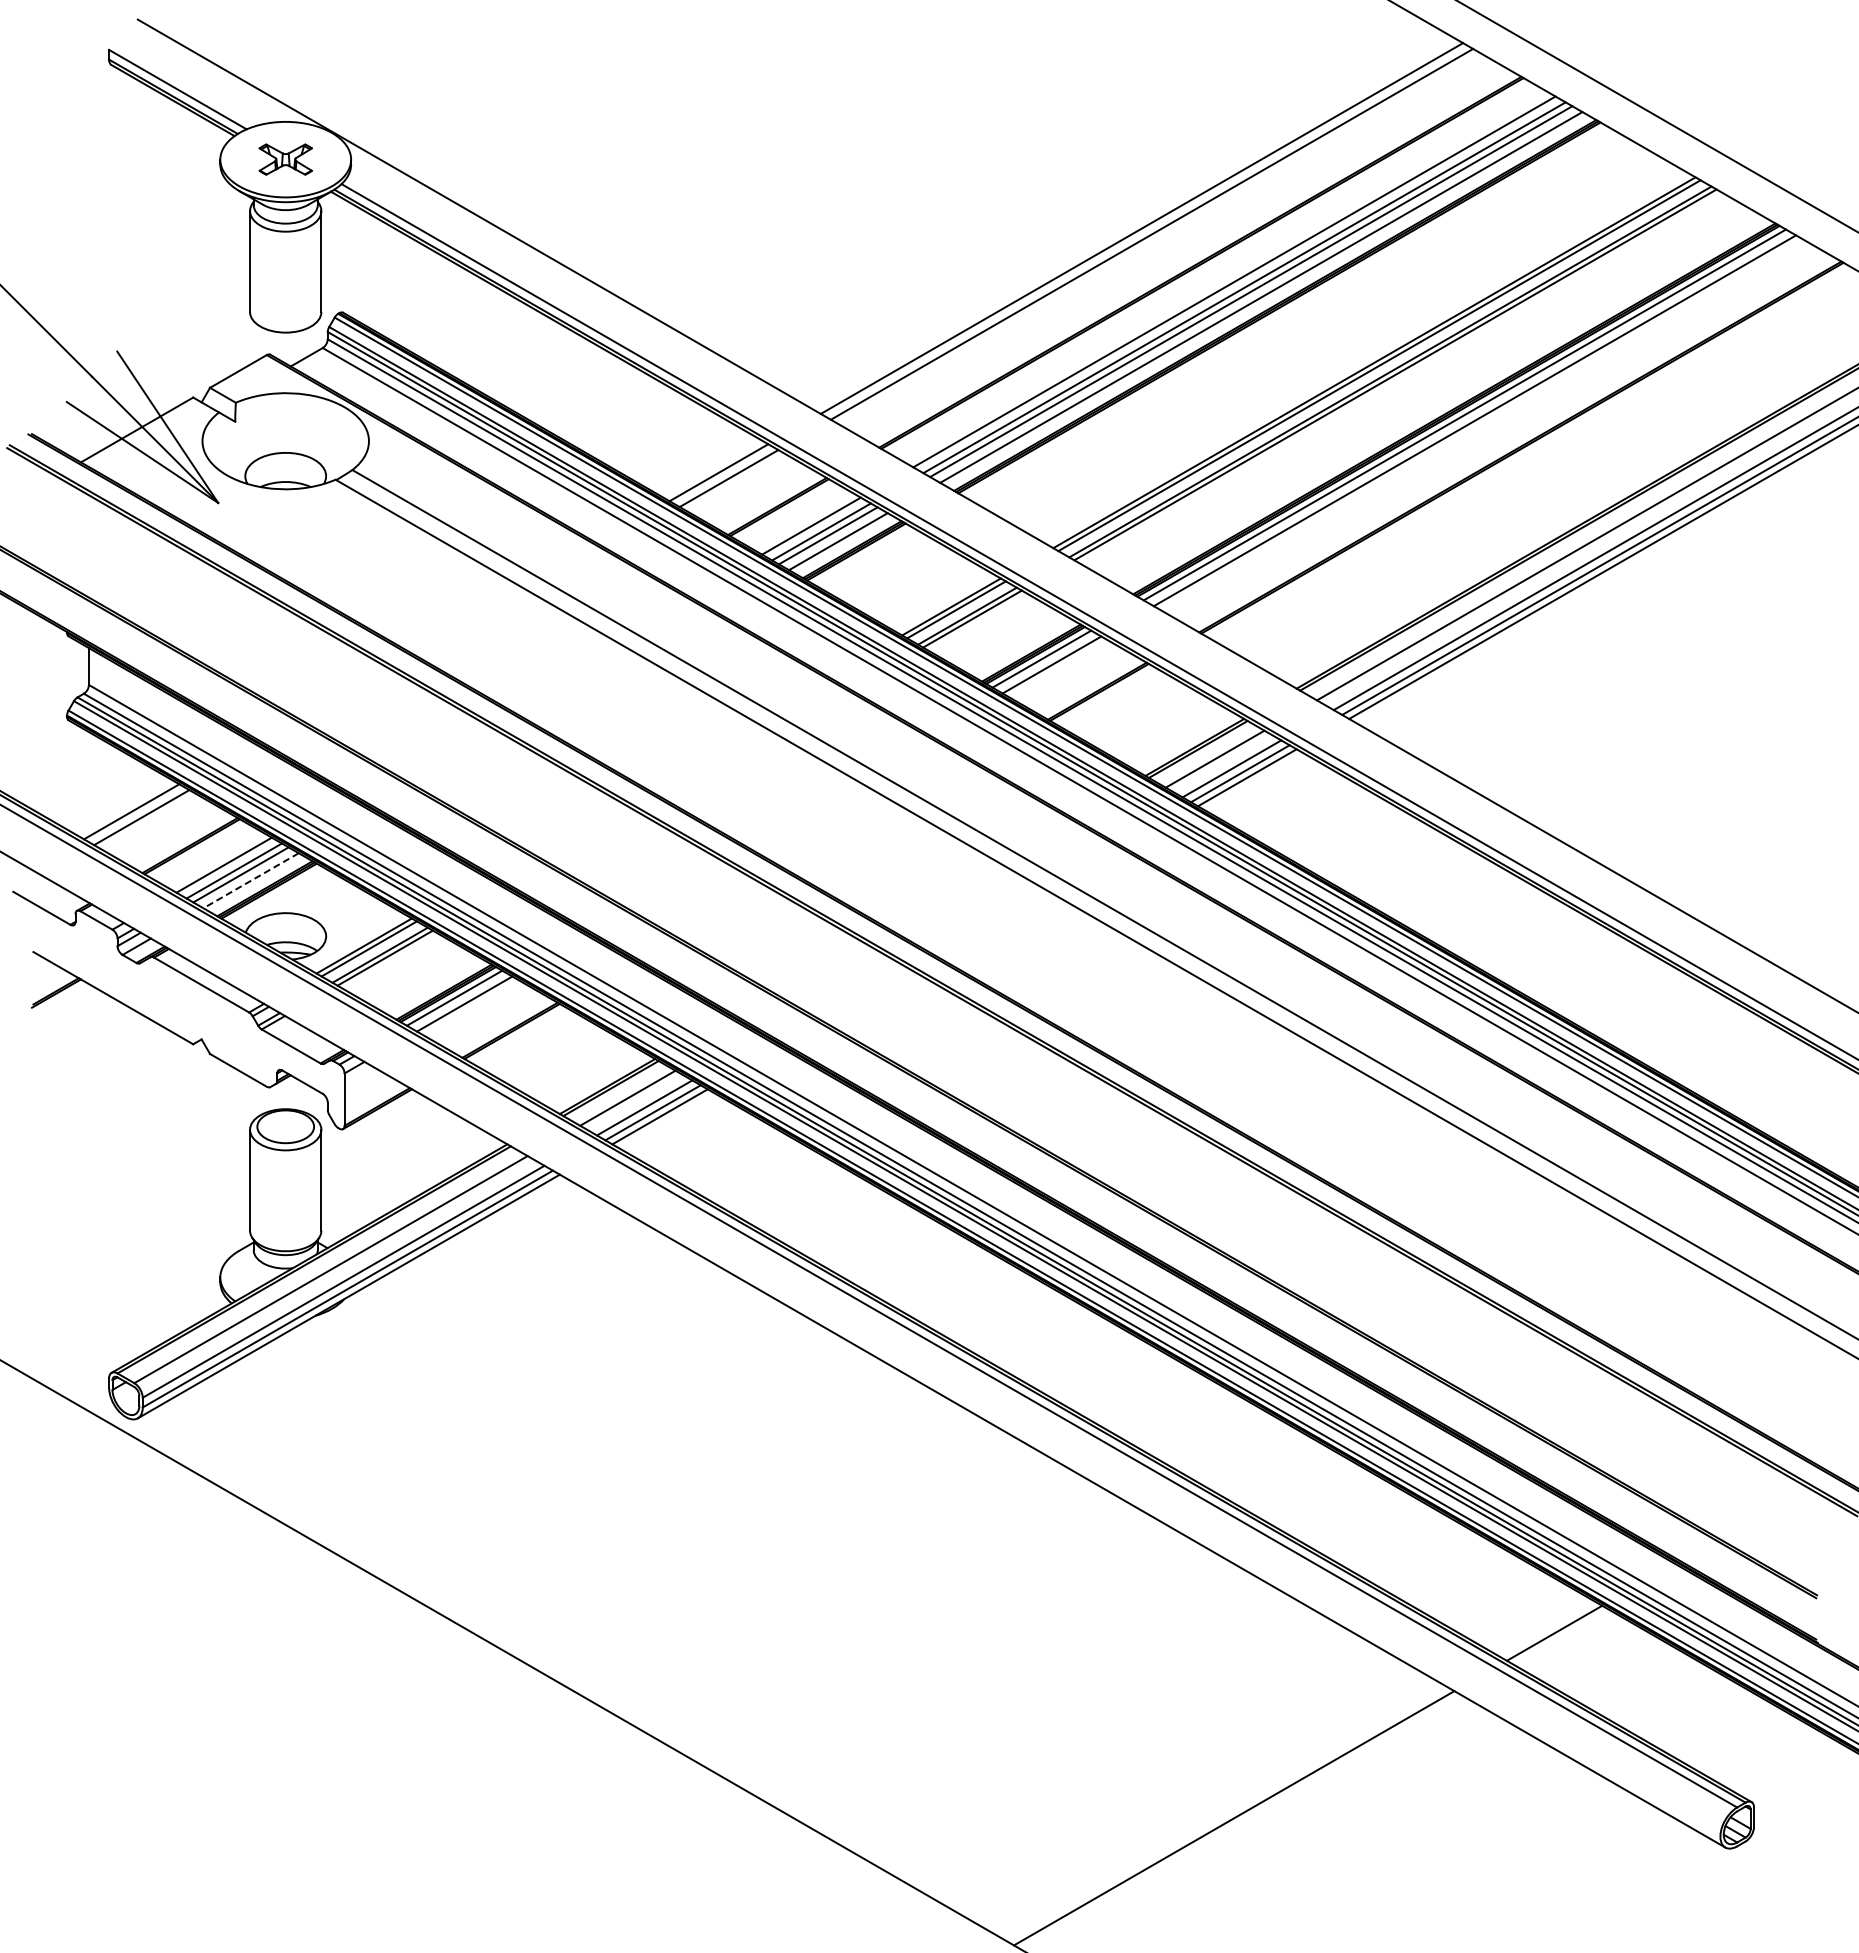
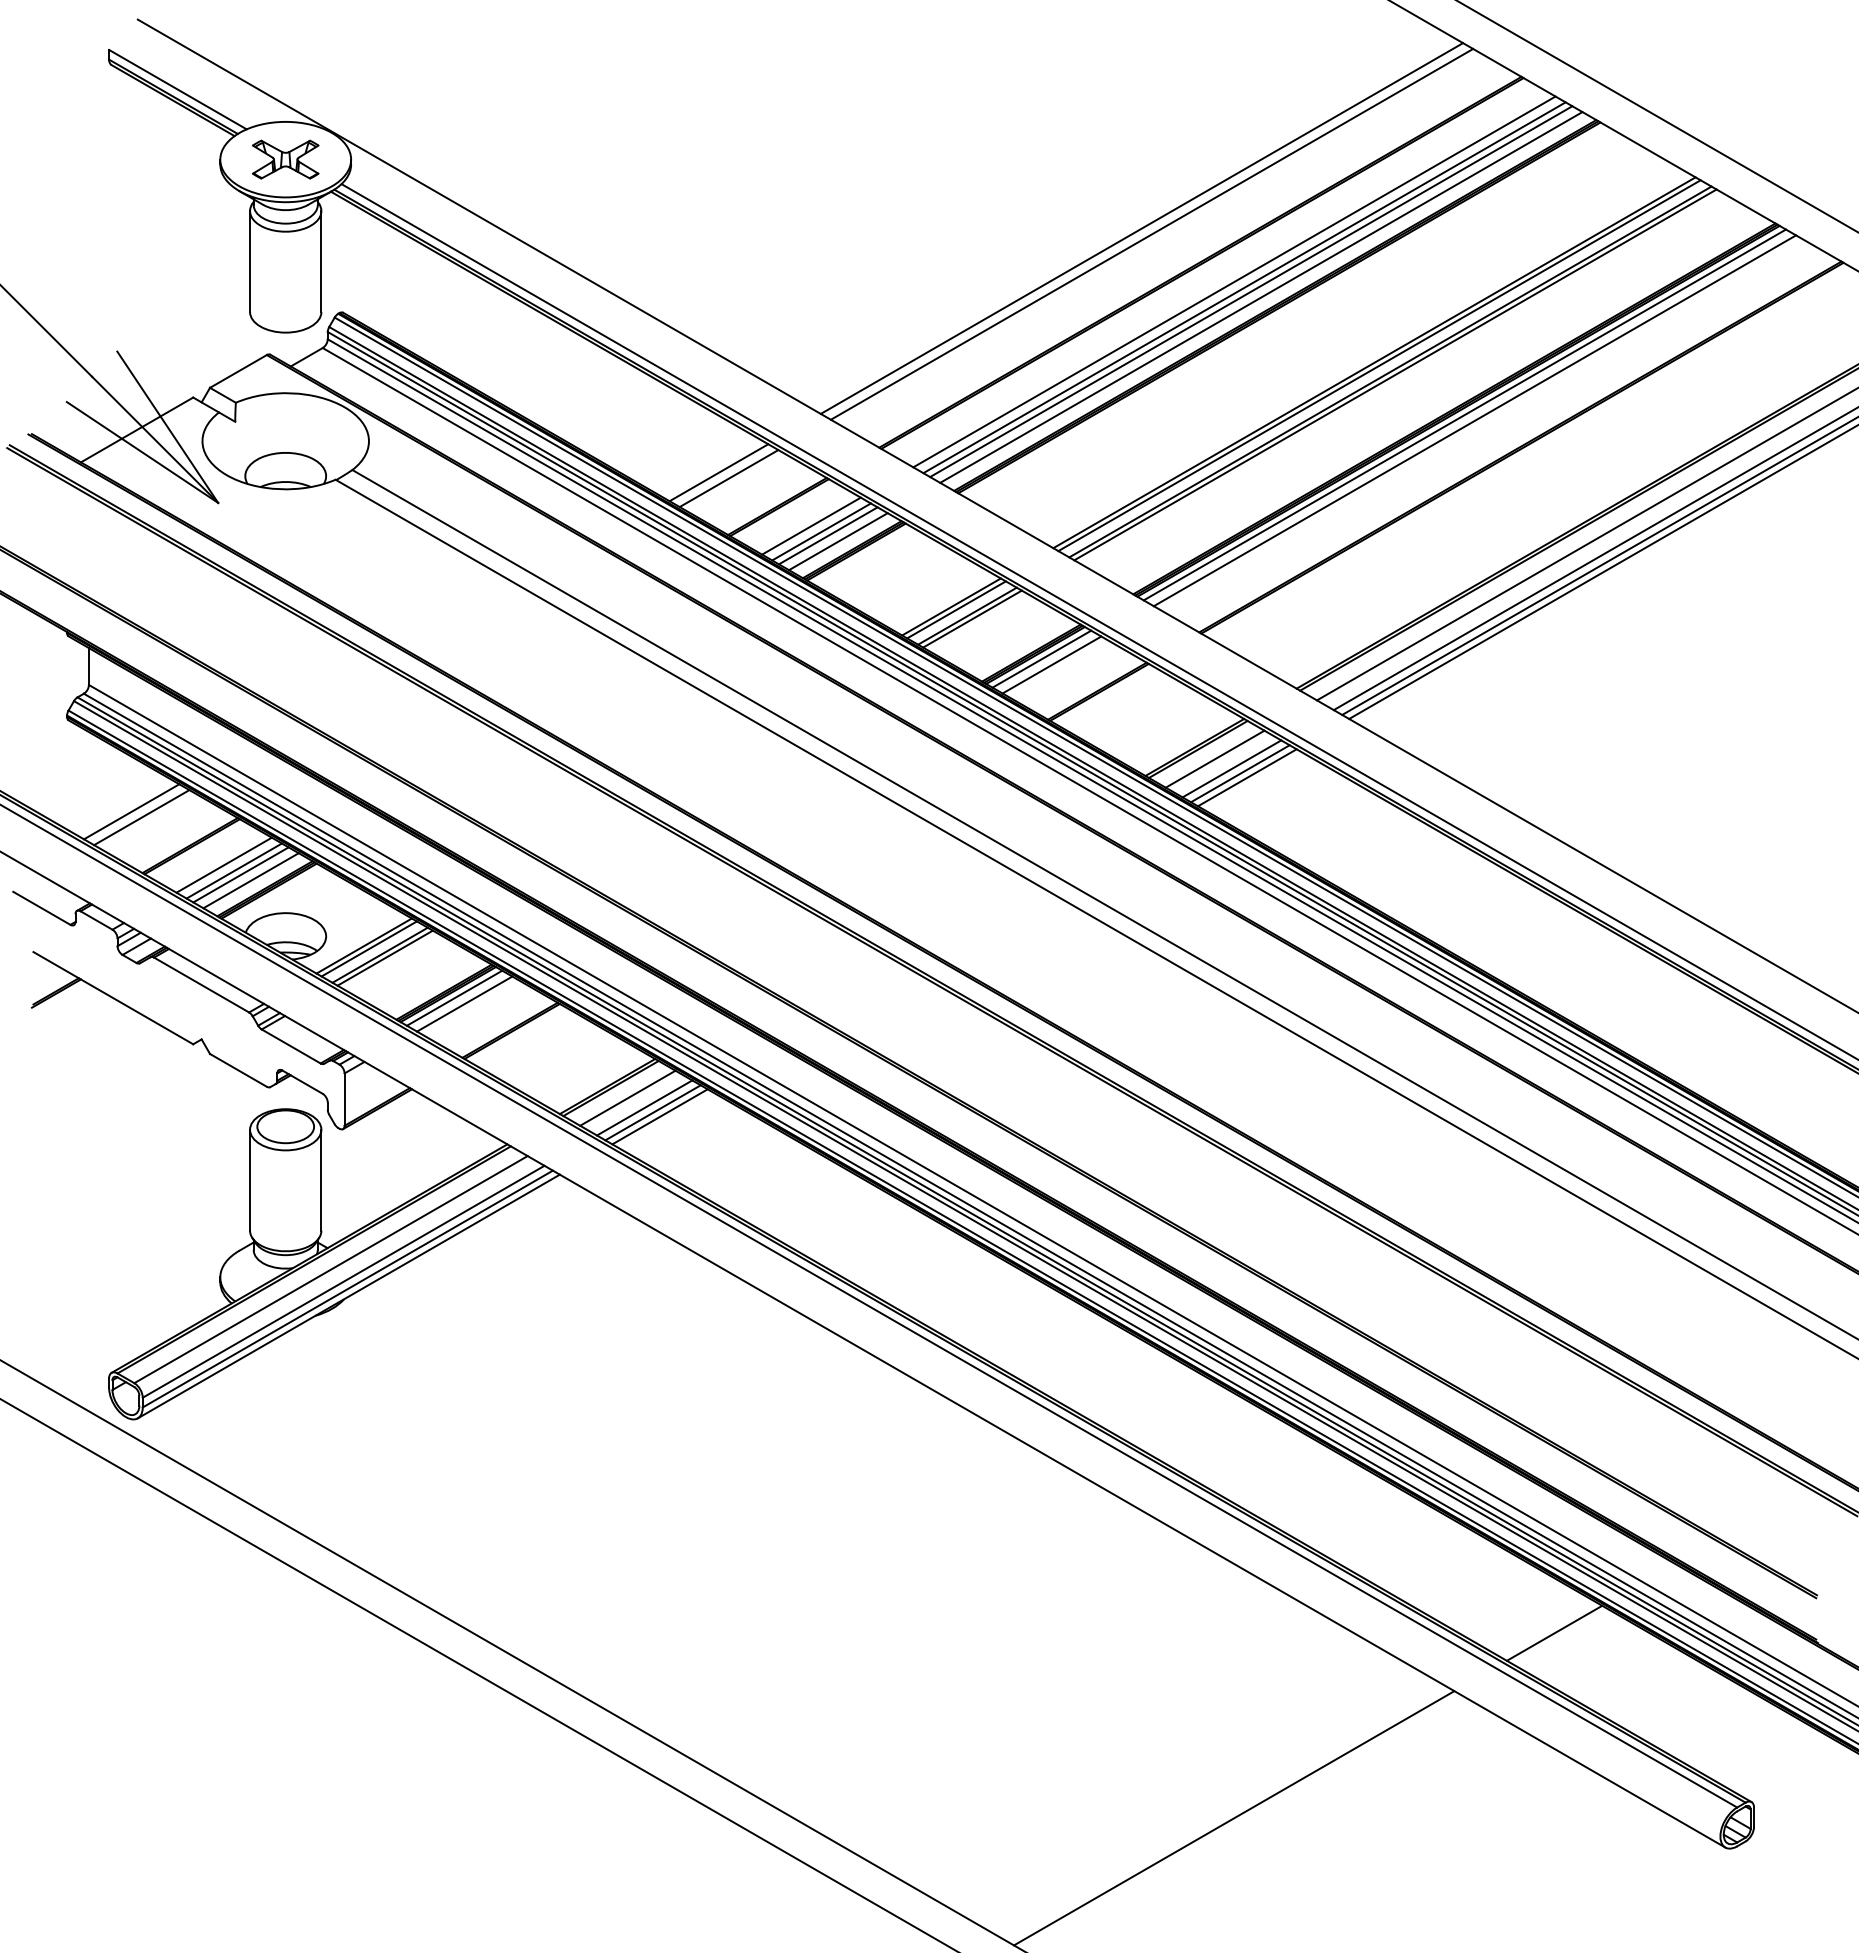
part size: 55x33 px -> 68x41 px (285, 159)
line: dashed -> solid (250, 880)
line: none -> present (478, 1674)
